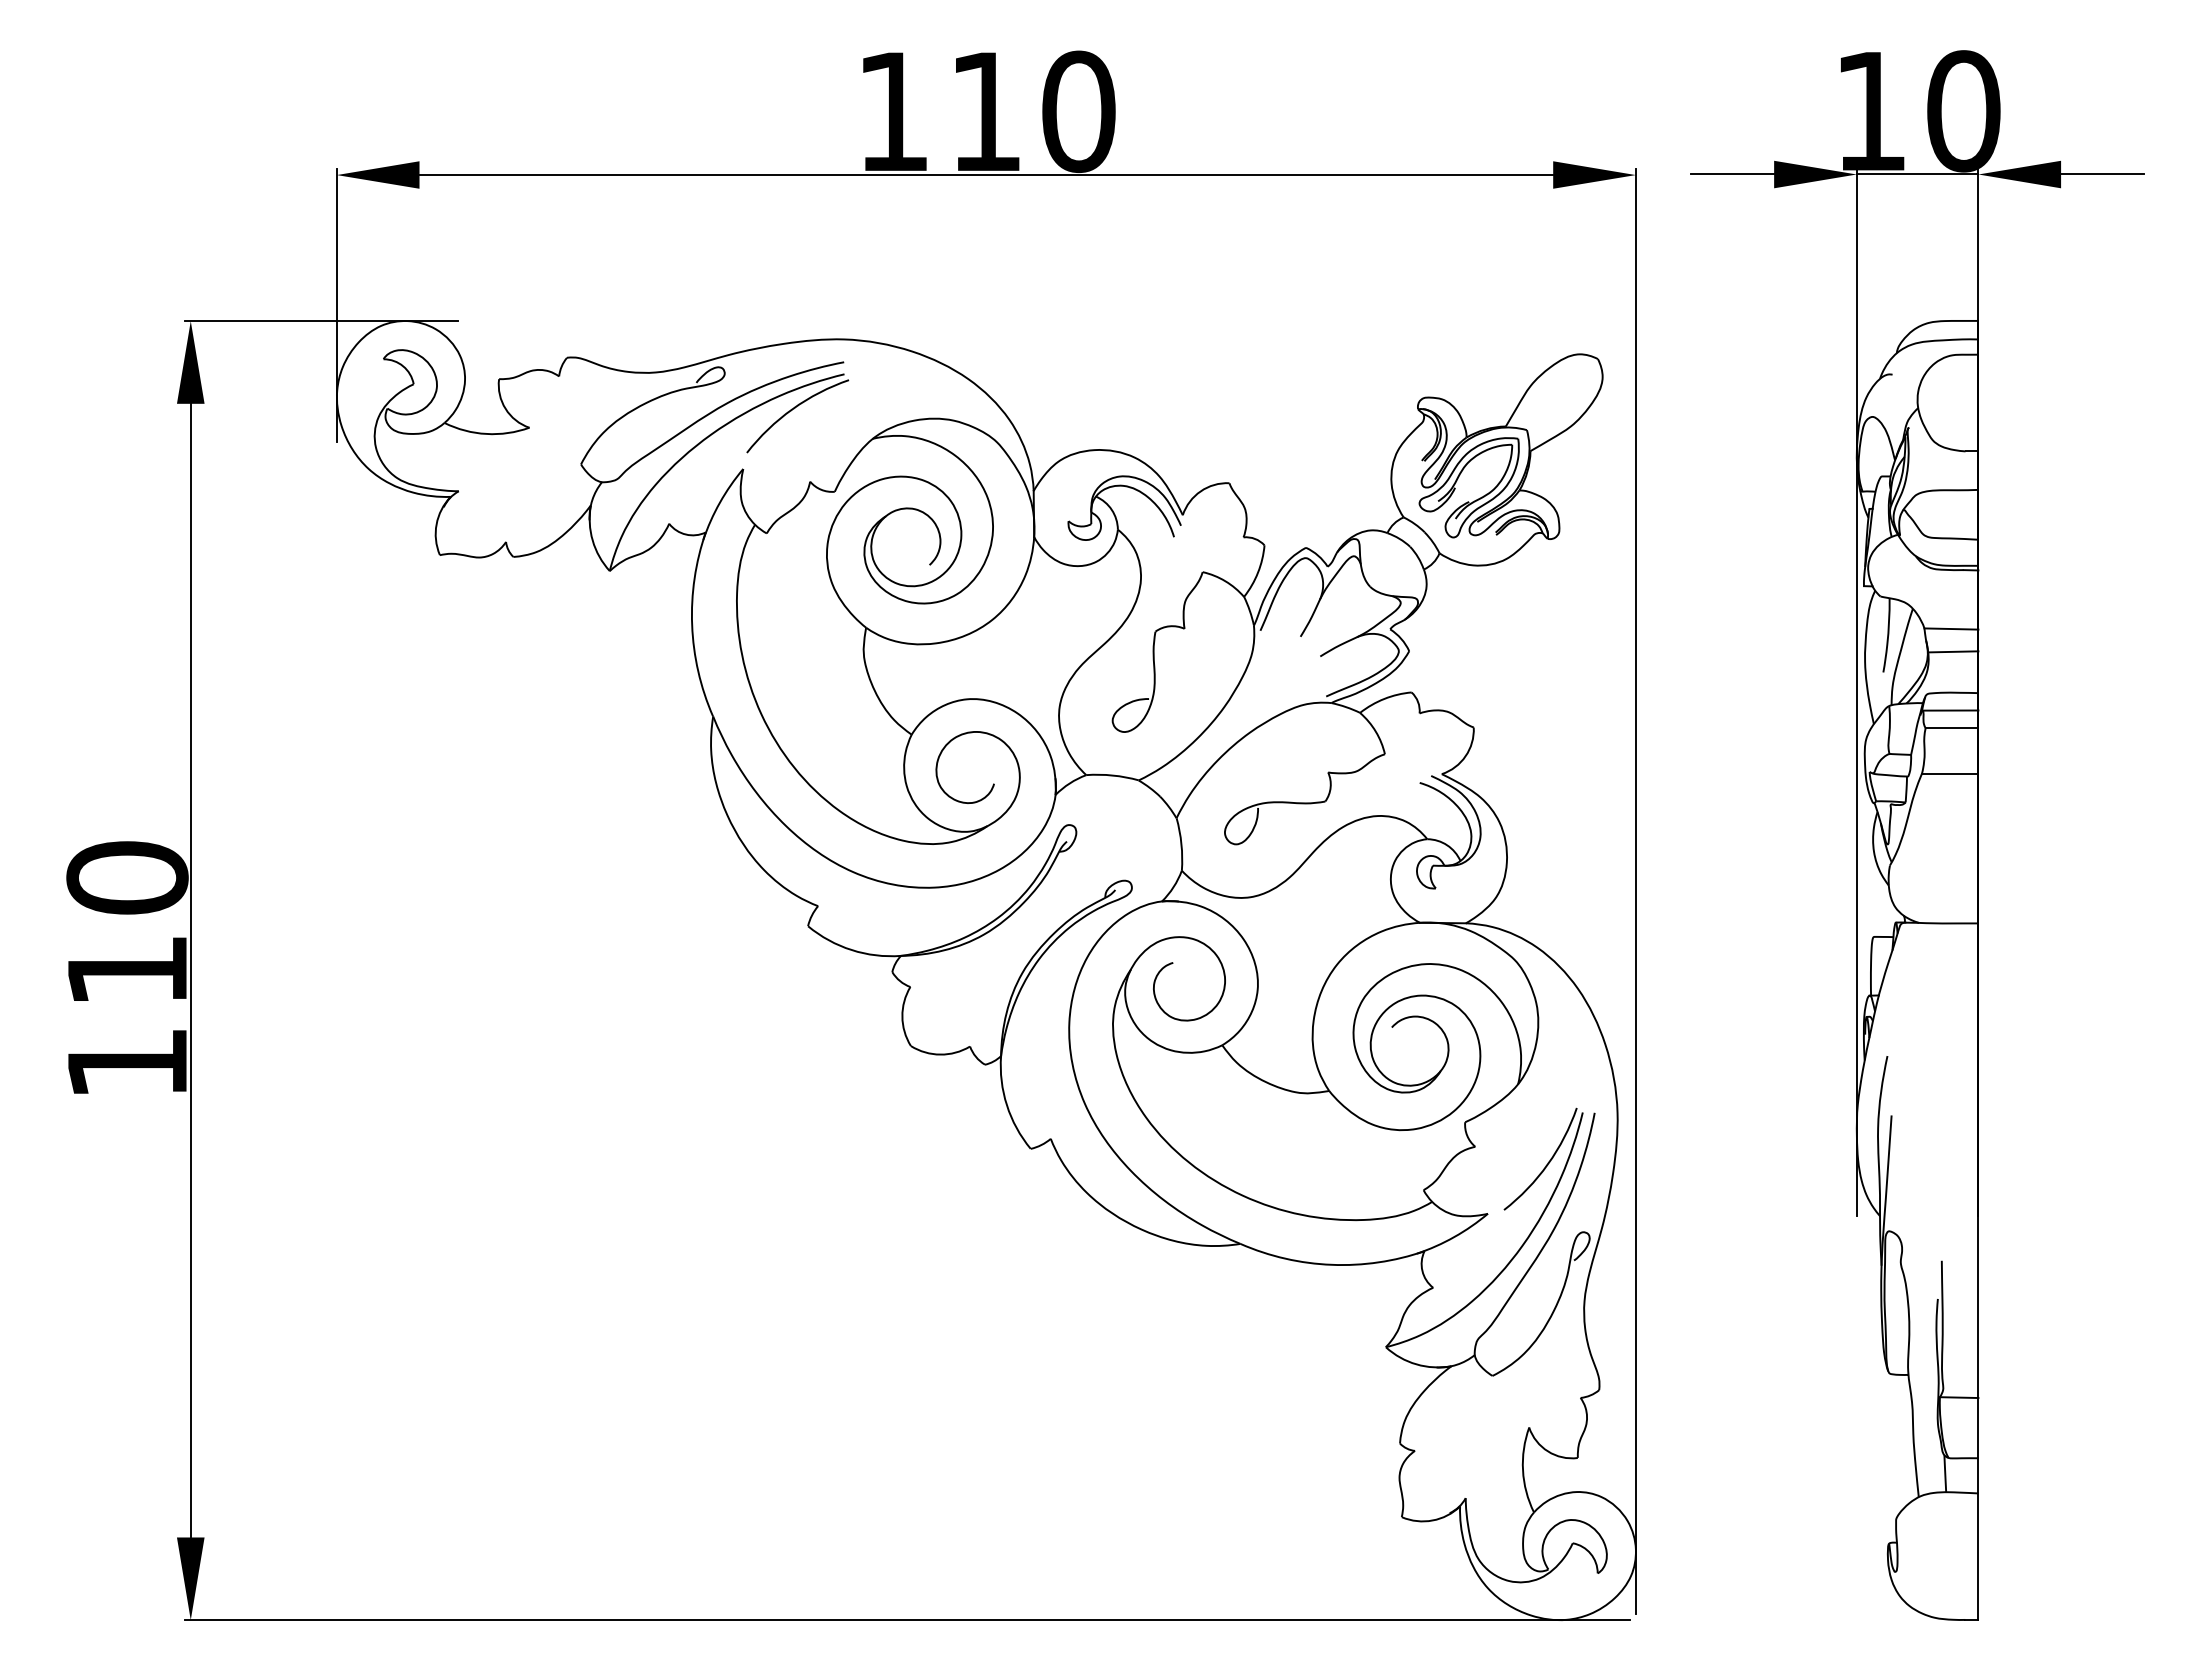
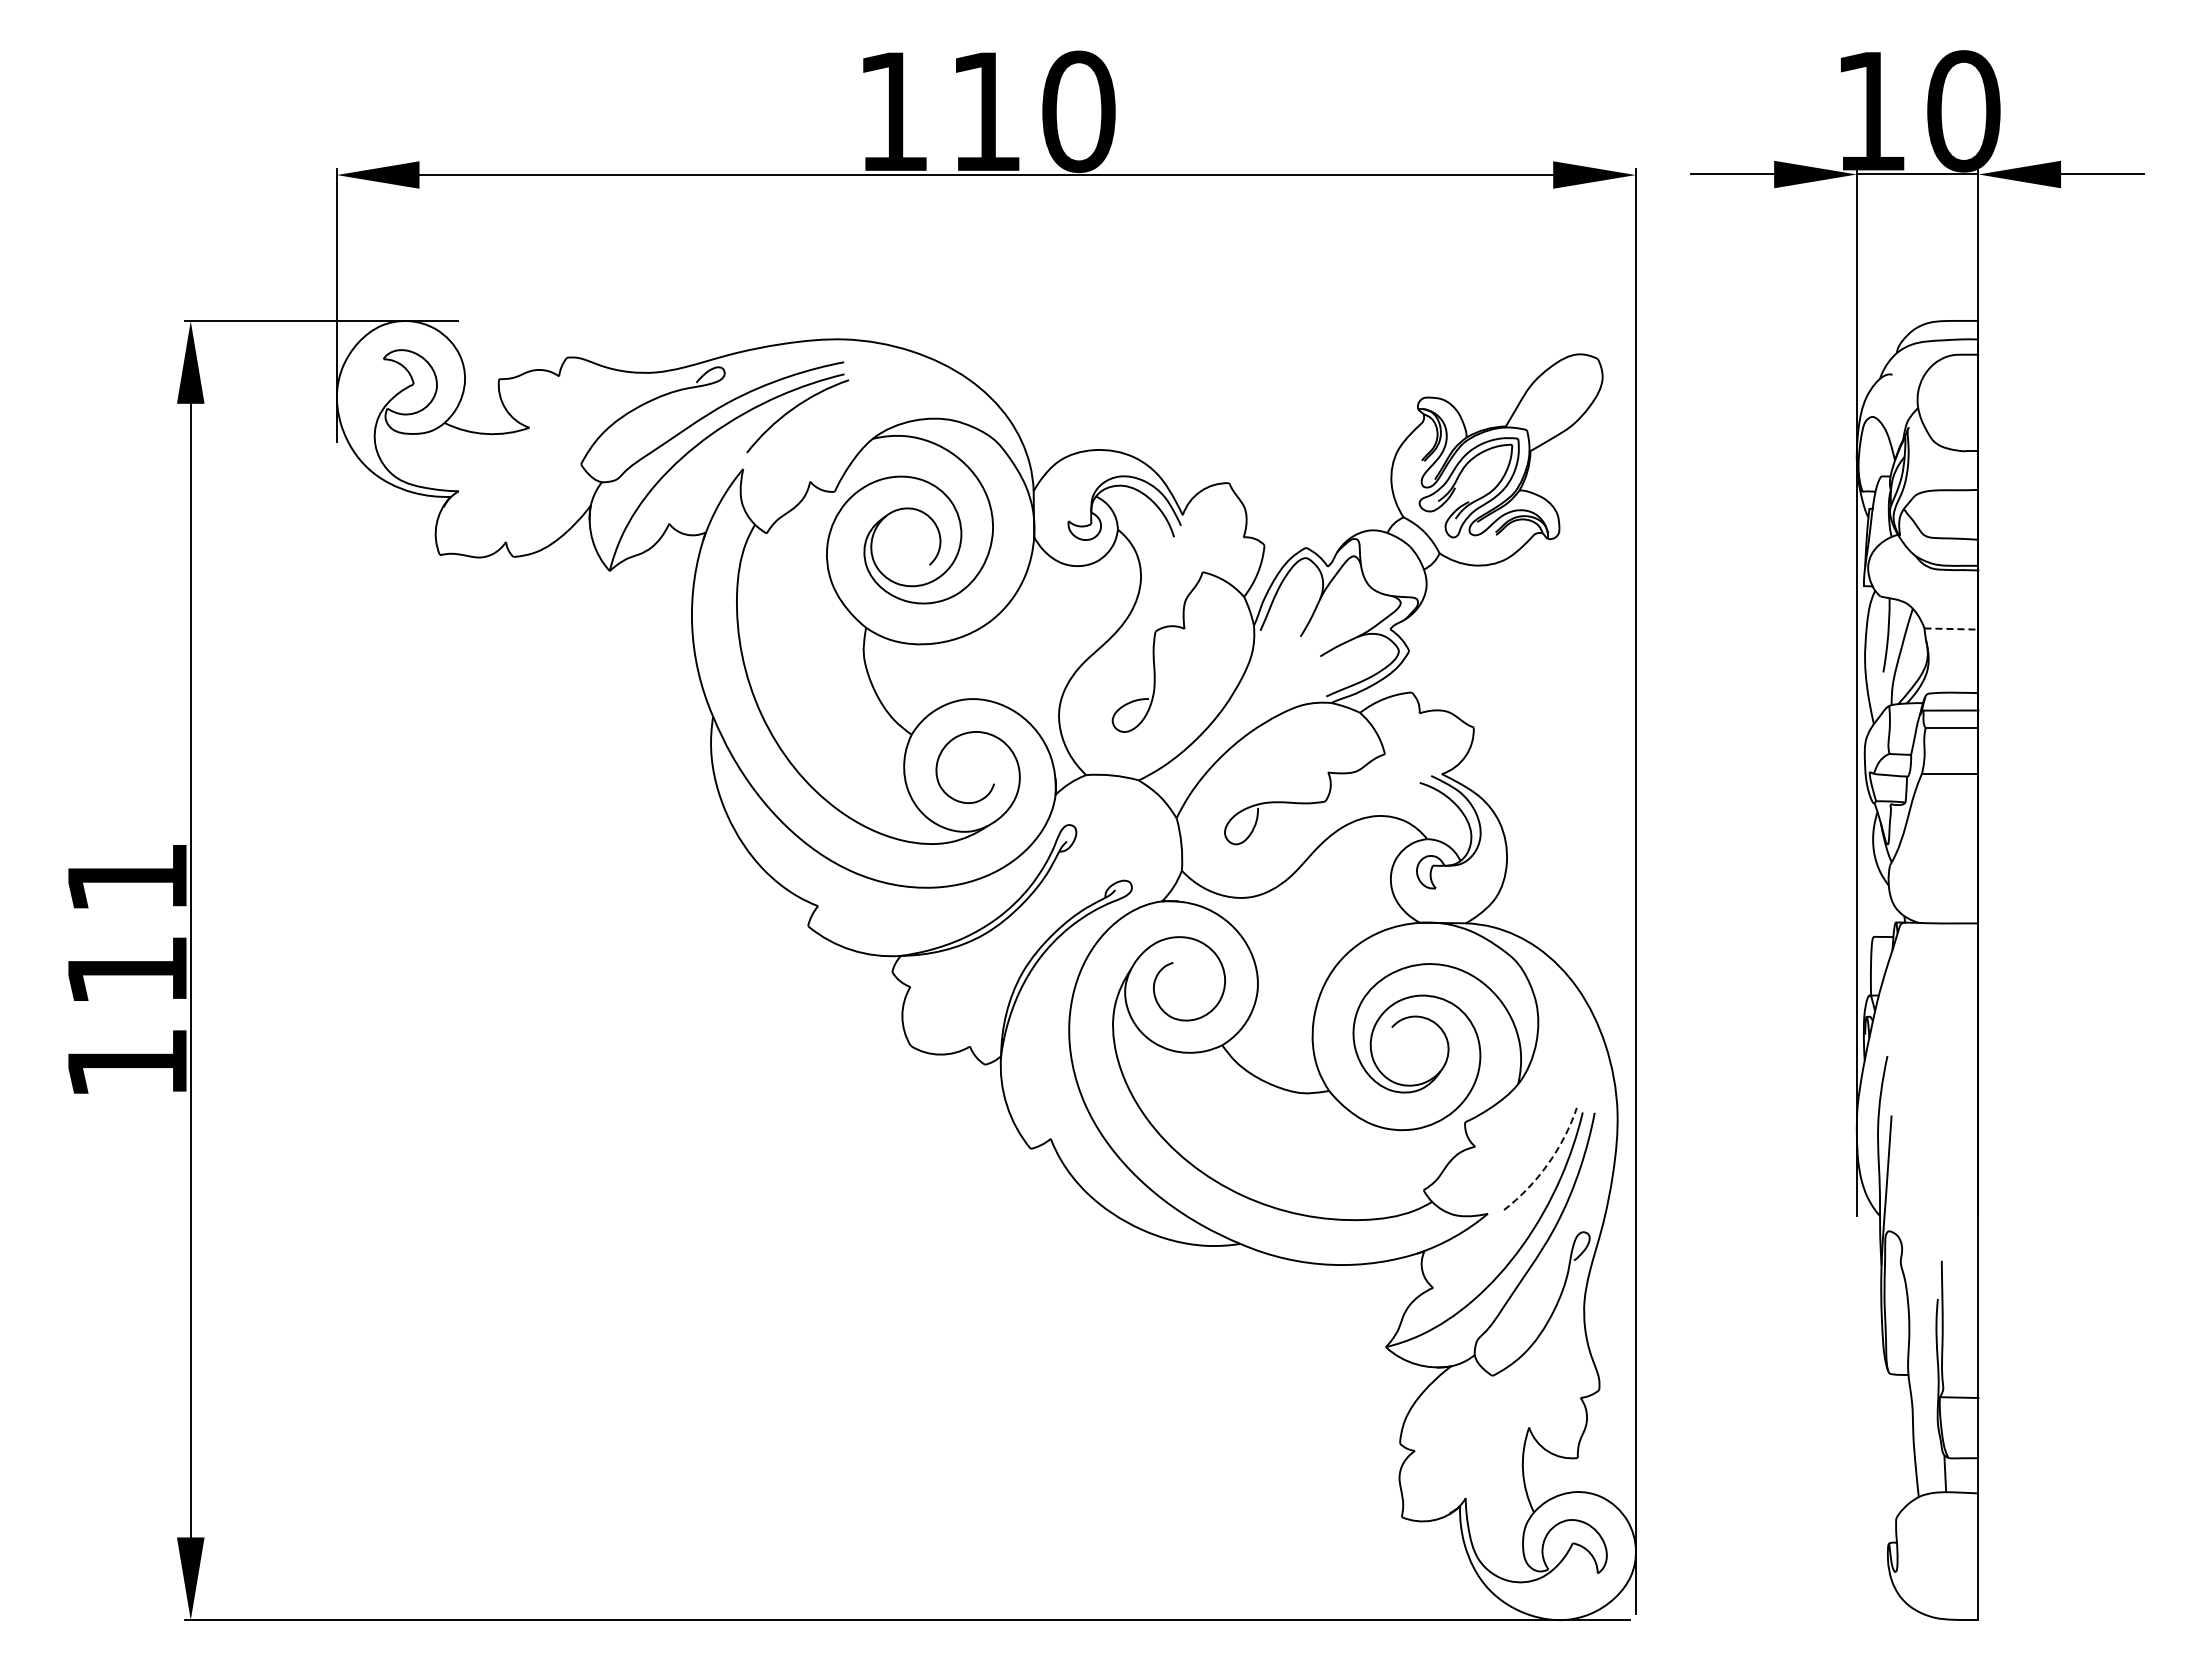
line: solid -> dashed (1951, 629)
line: present -> none (1953, 651)
text: 110 -> 111 (127, 877)
arc: solid -> dashed (1547, 1164)
